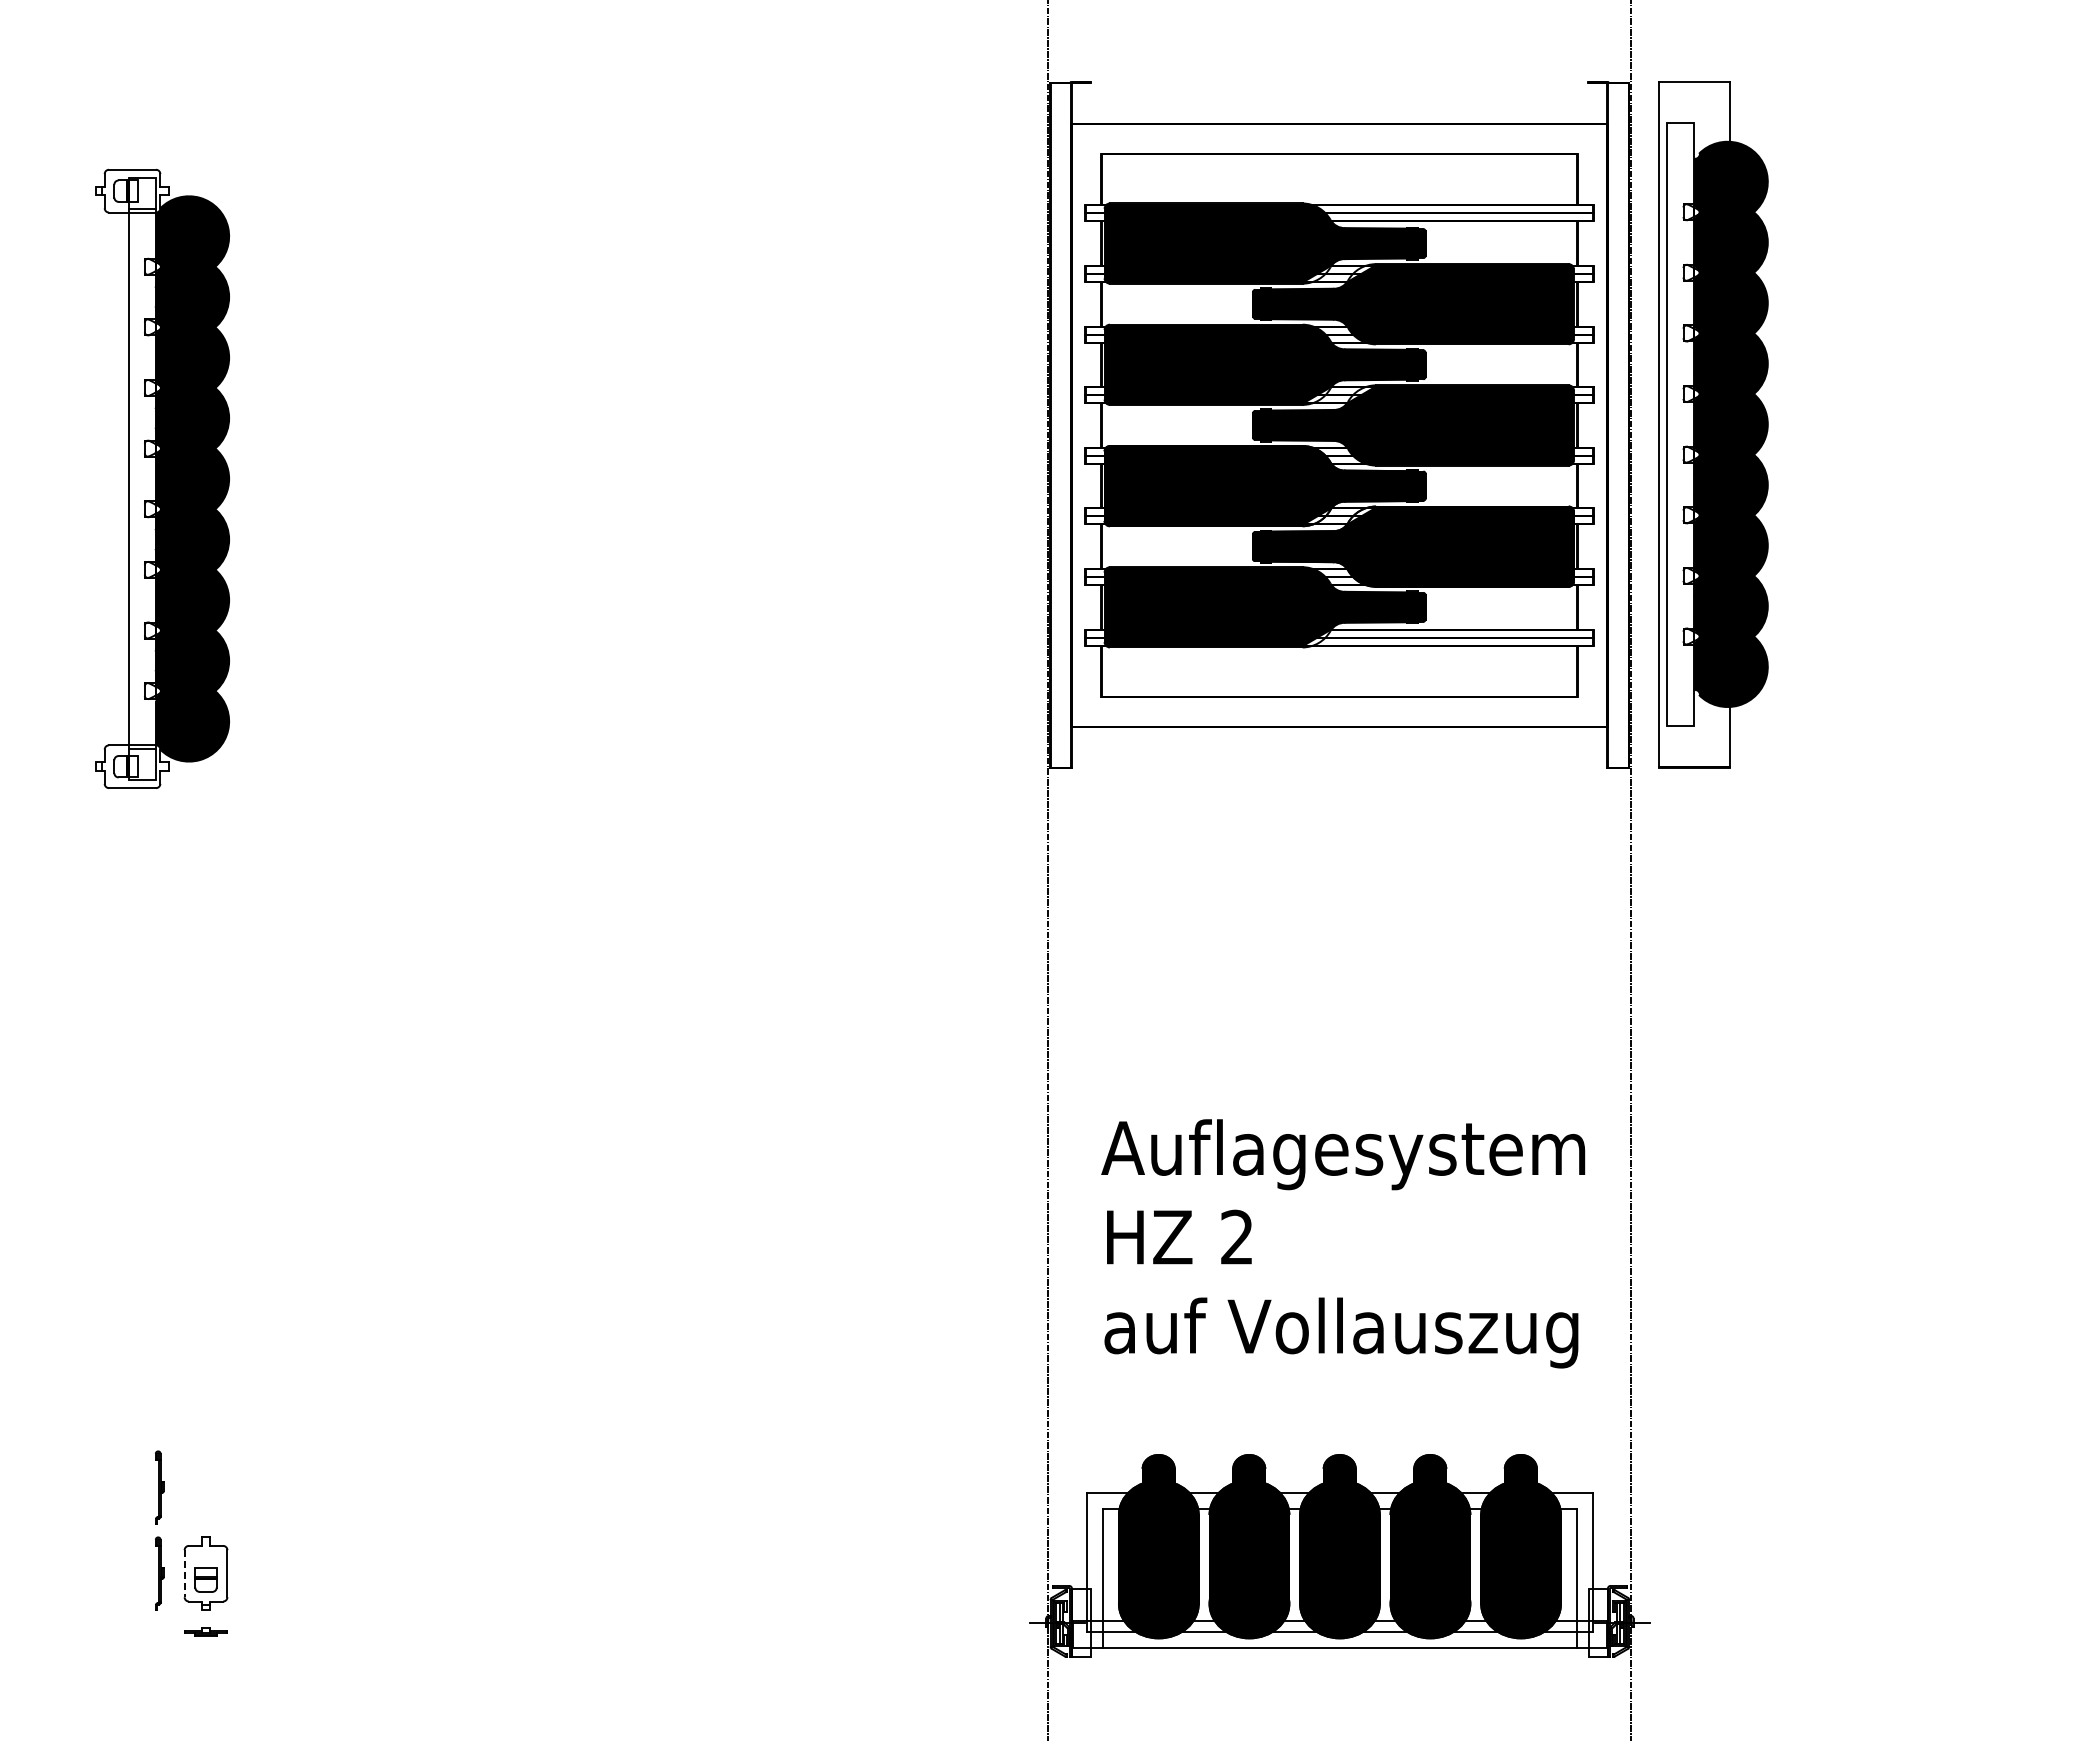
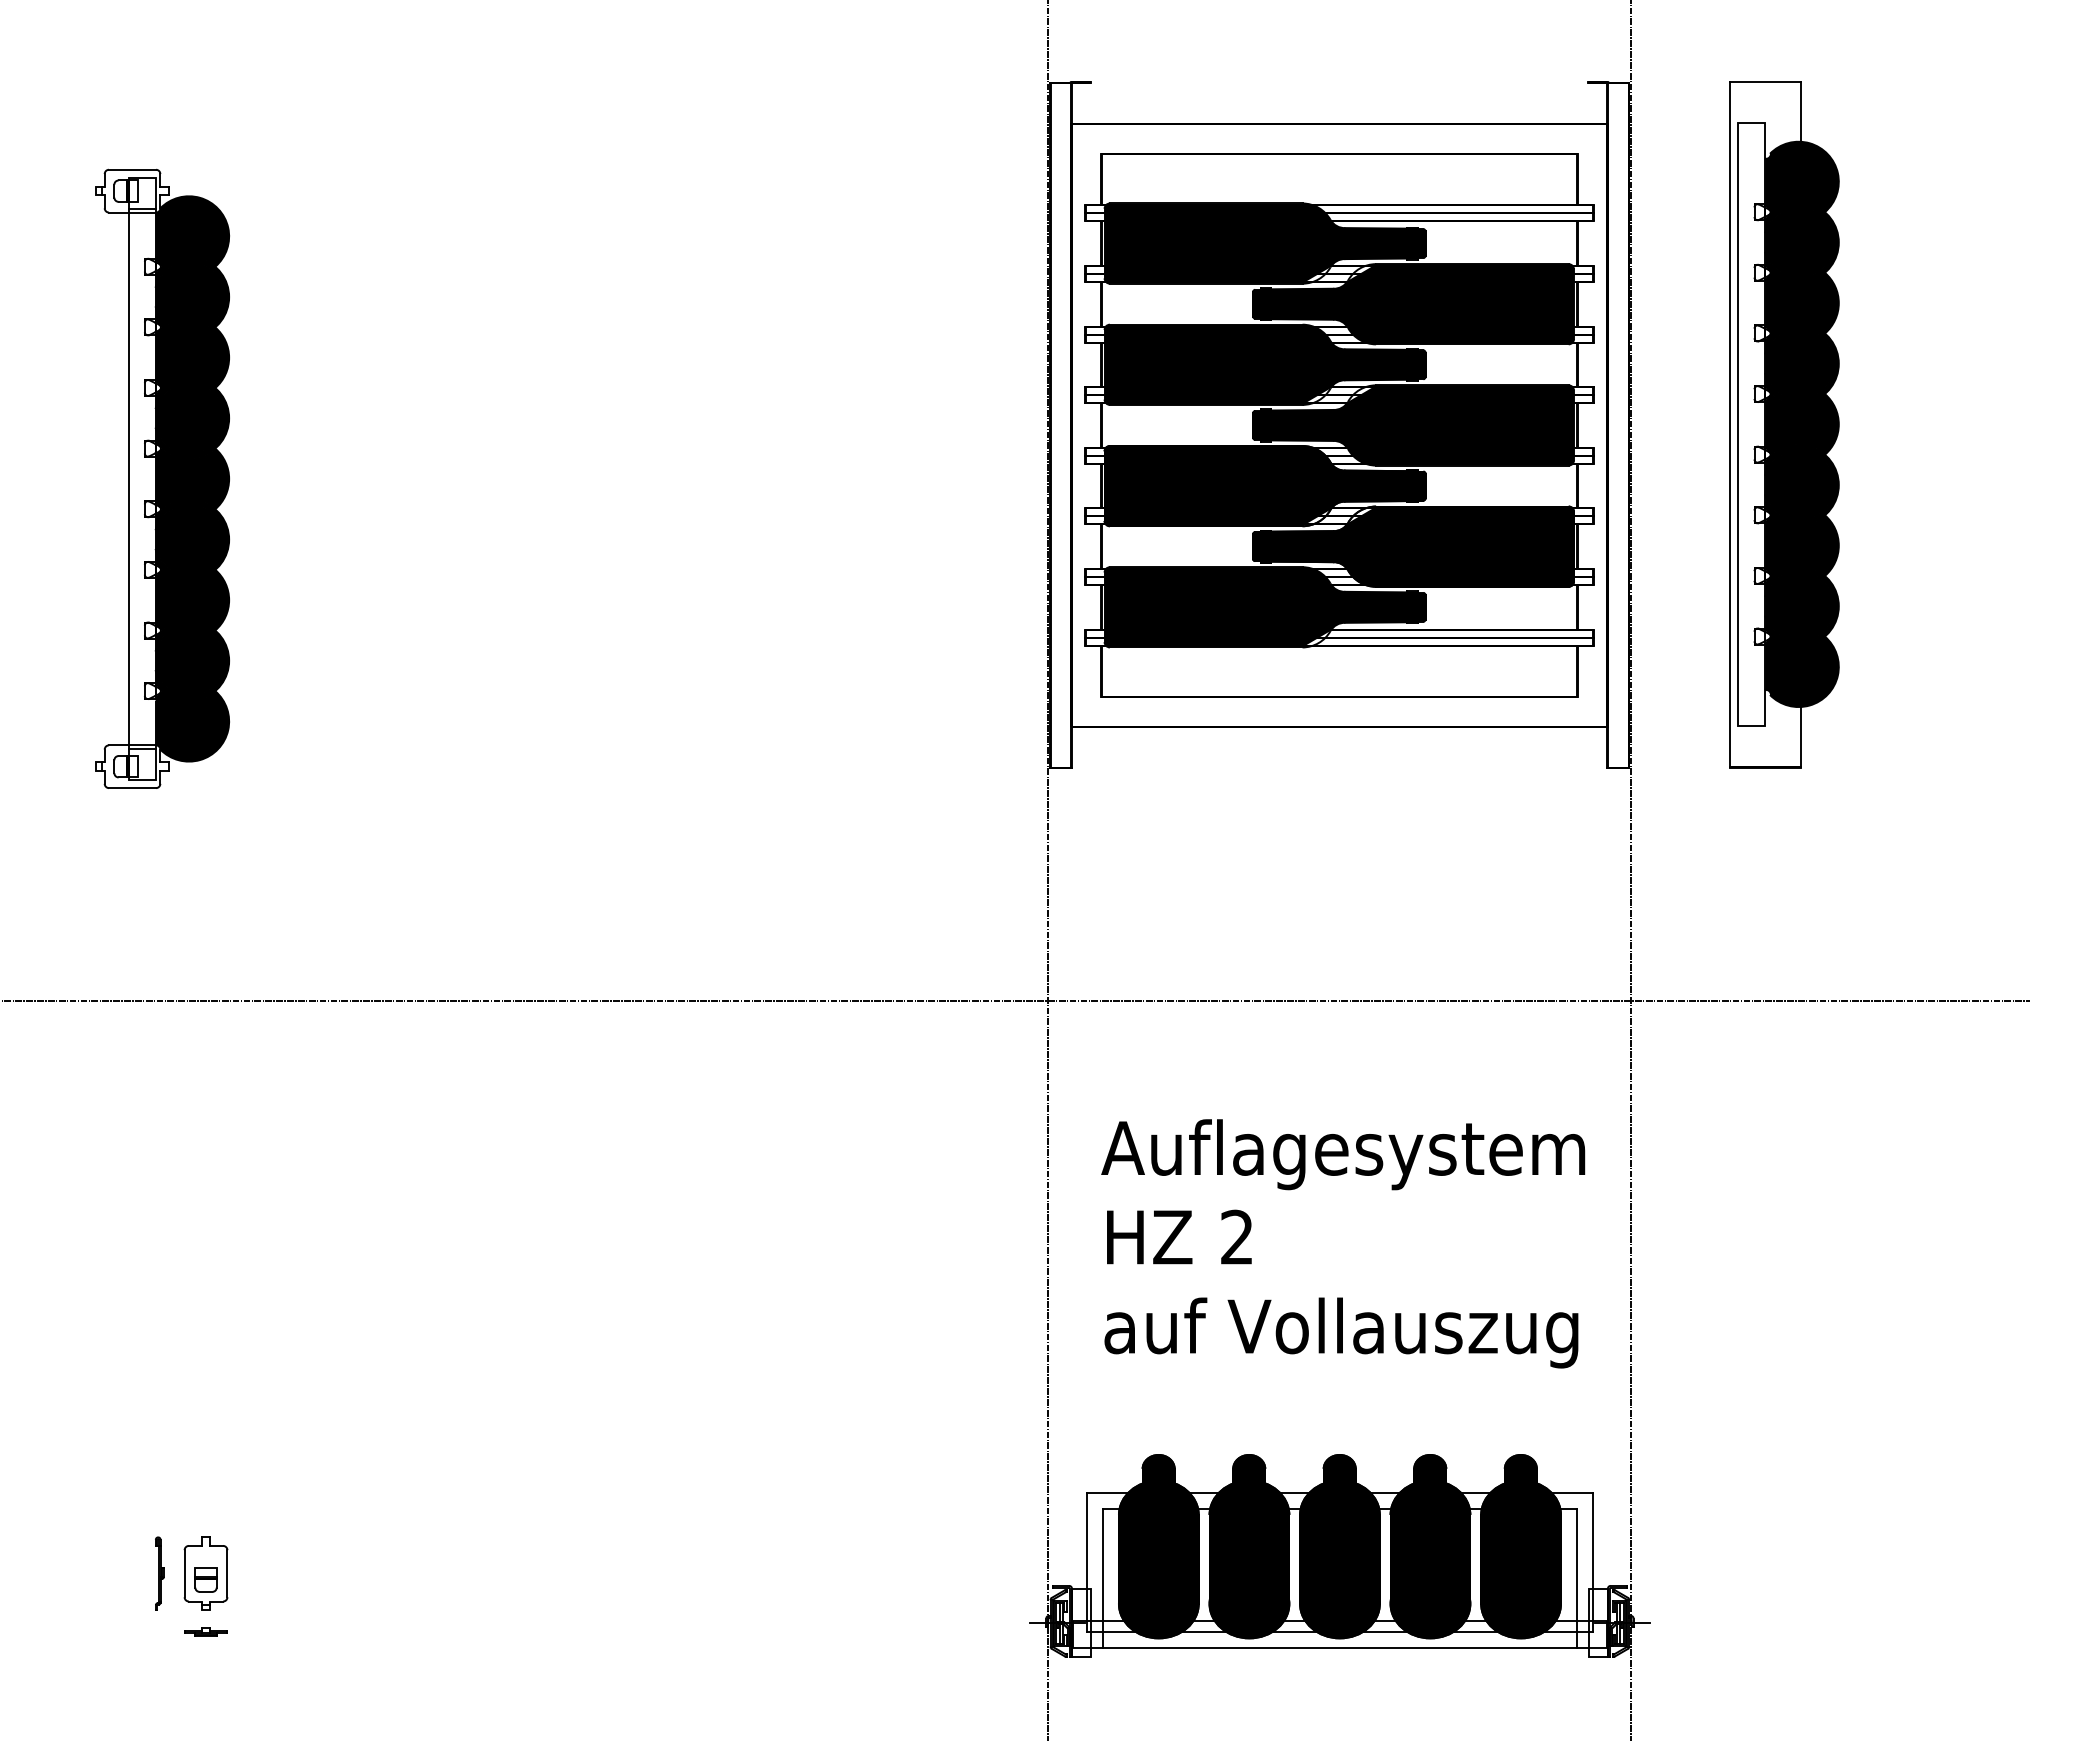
part position: (1713, 424) -> (1784, 424) (1784, 424)
line: none -> present (1016, 1000)
part: present -> none (159, 1487)
line: dashed -> solid (184, 1573)
